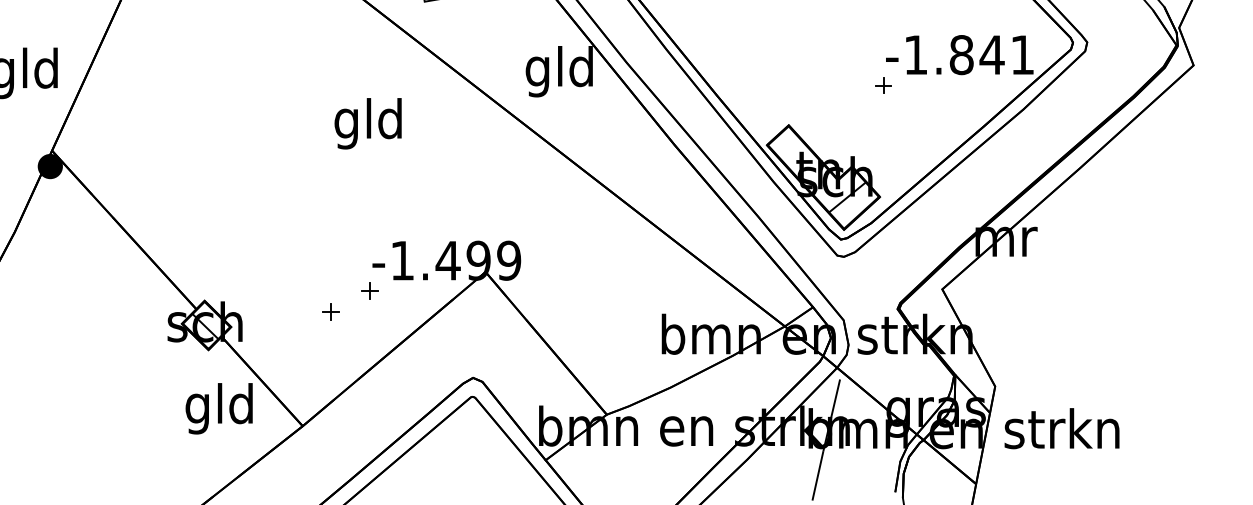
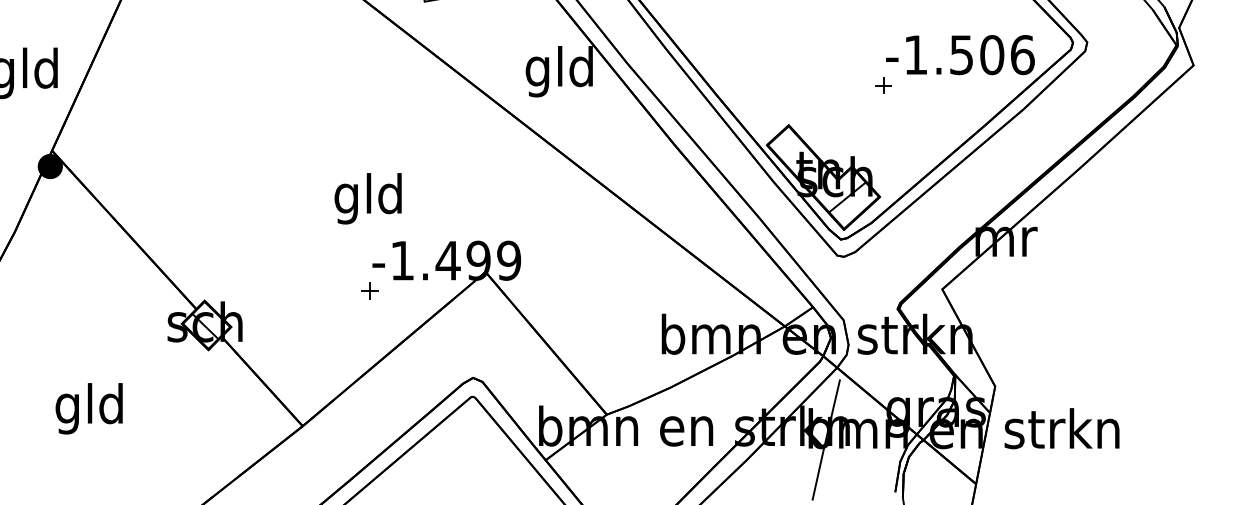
text: -1.841 -> -1.506 (991, 55)
text position: (367, 123) -> (367, 198) (367, 198)
part: present -> none (330, 311)
text position: (218, 408) -> (88, 408) (88, 408)
